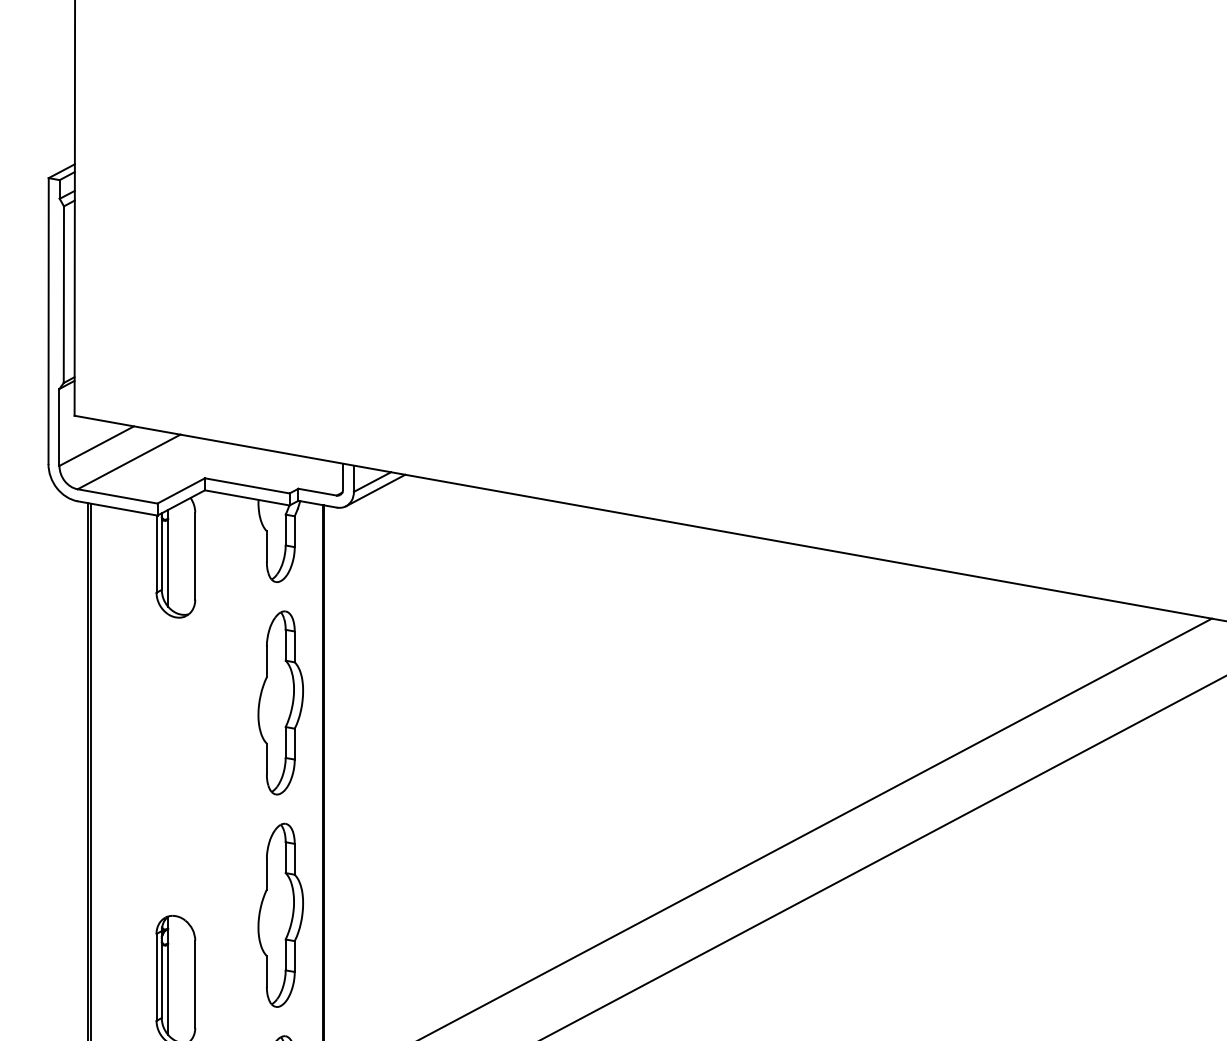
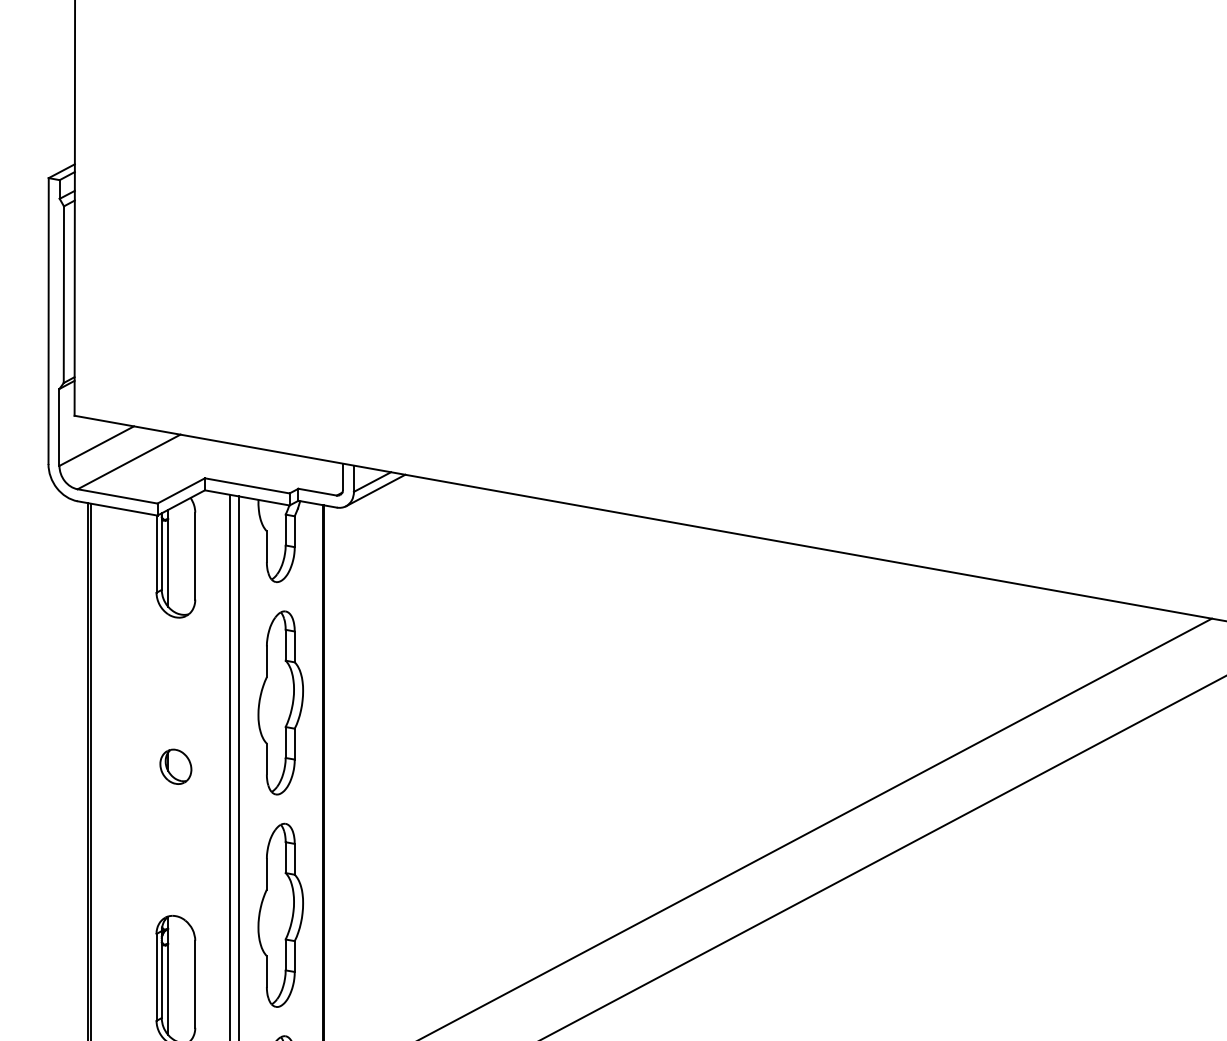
line: none -> present (229, 765)
part: none -> present (175, 766)
line: none -> present (238, 766)
